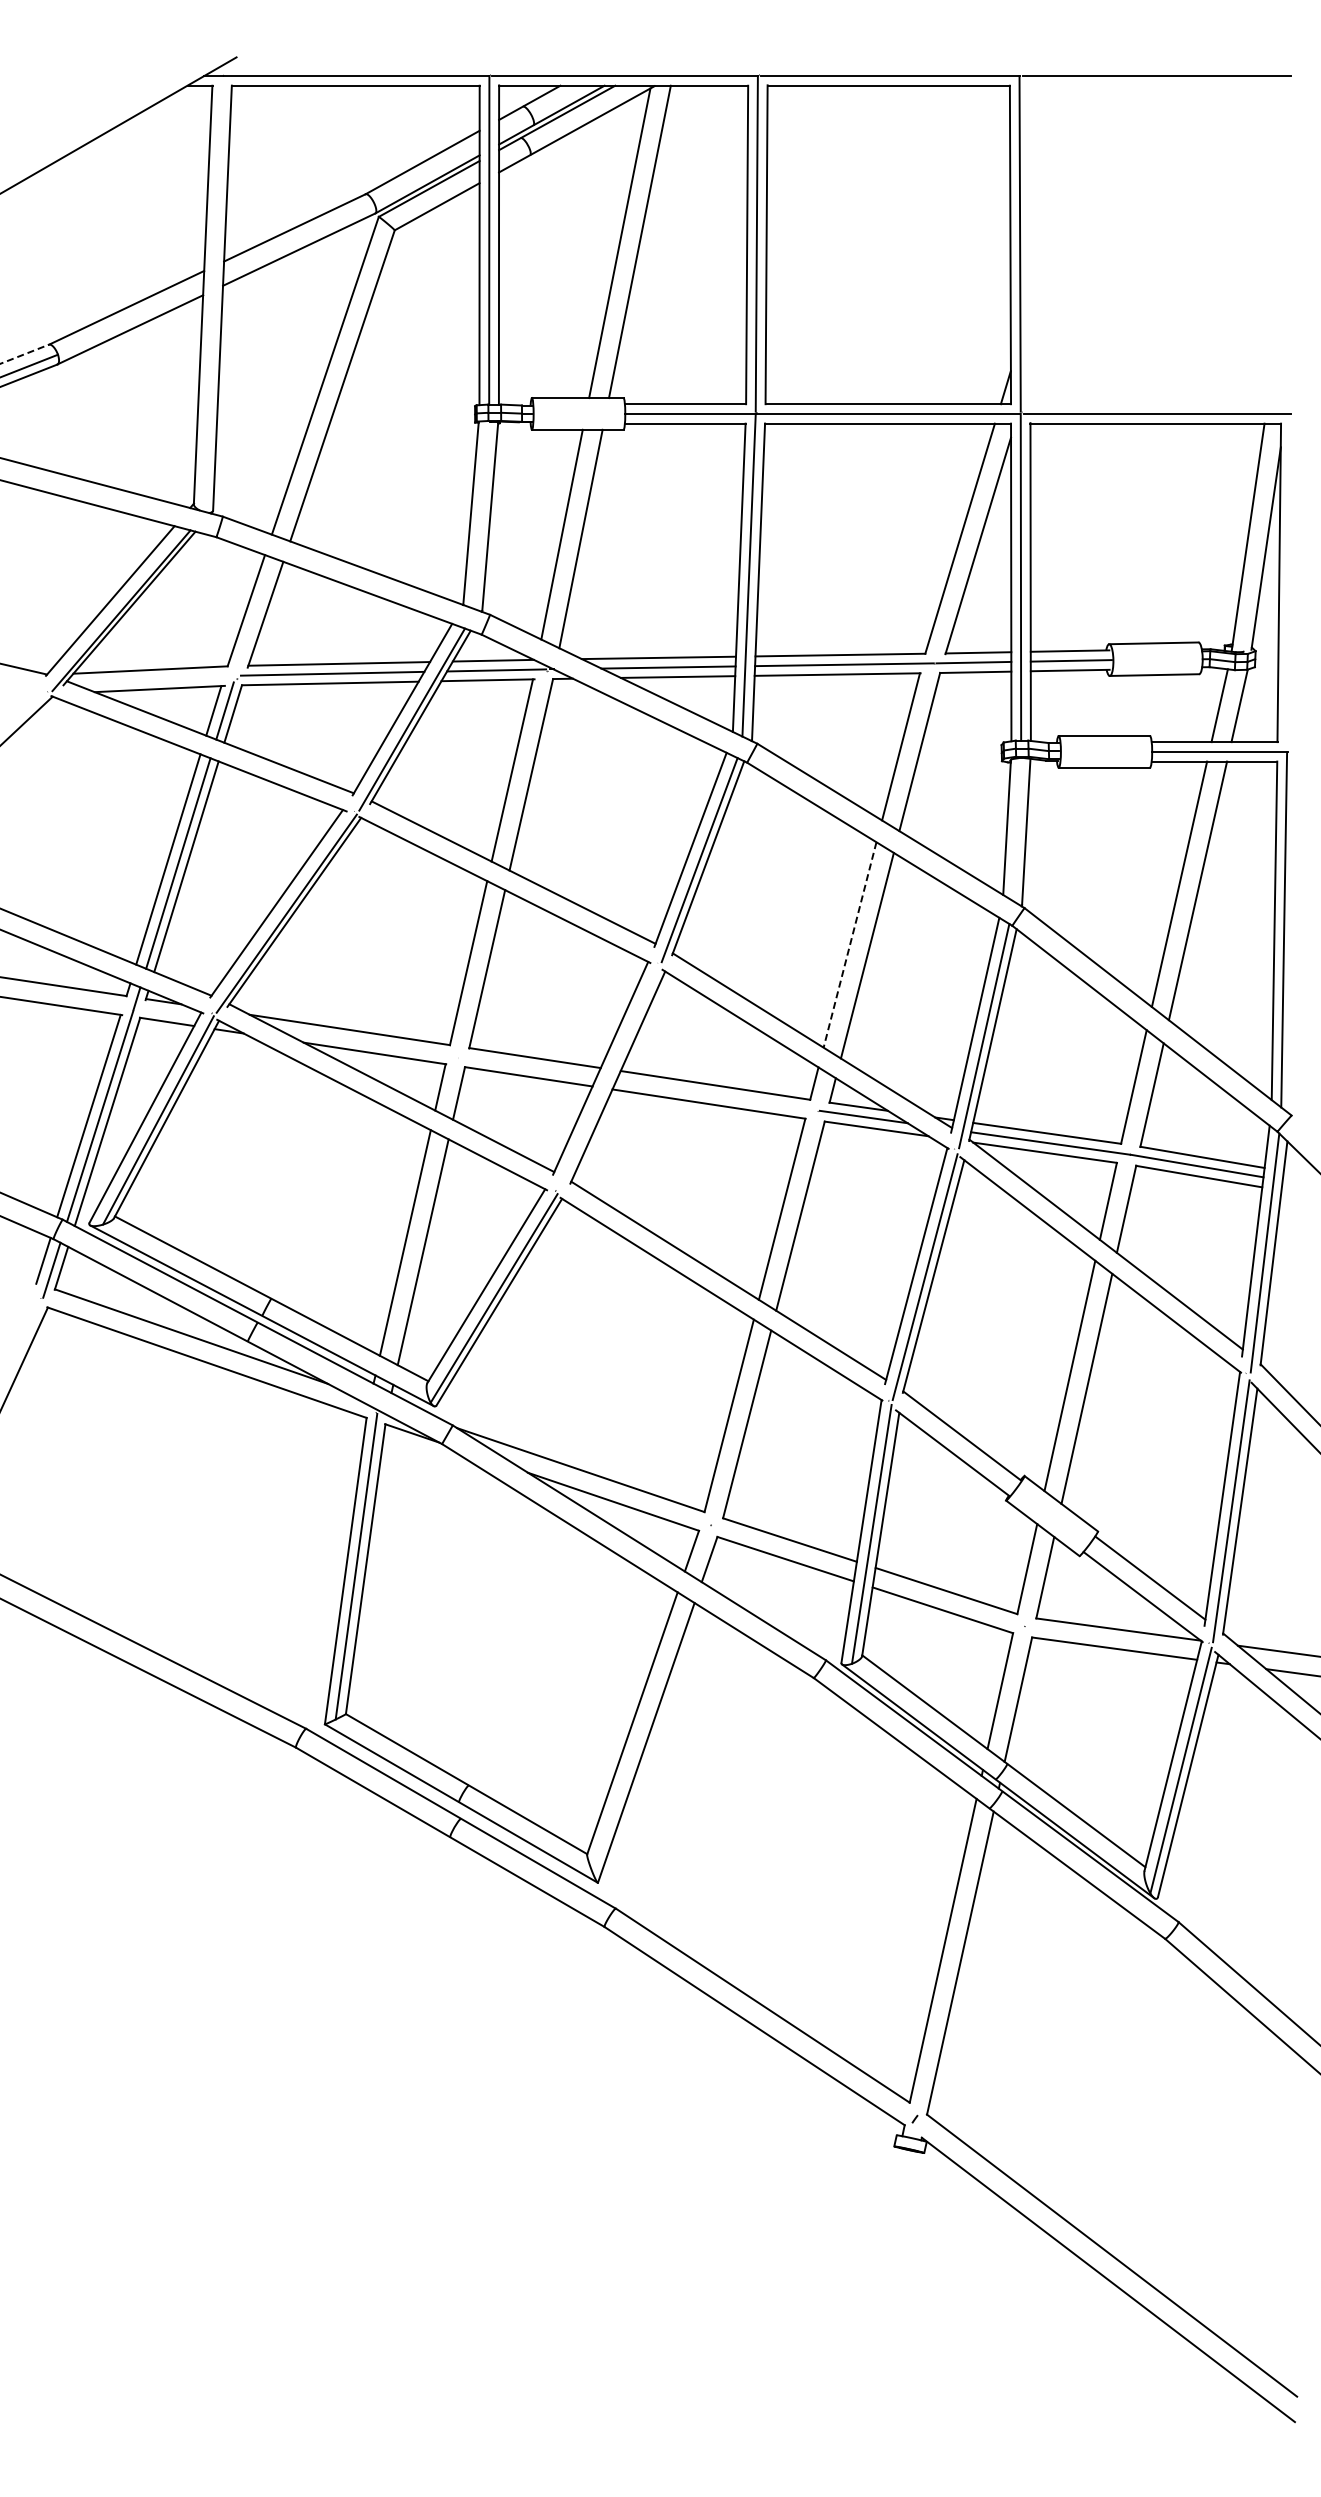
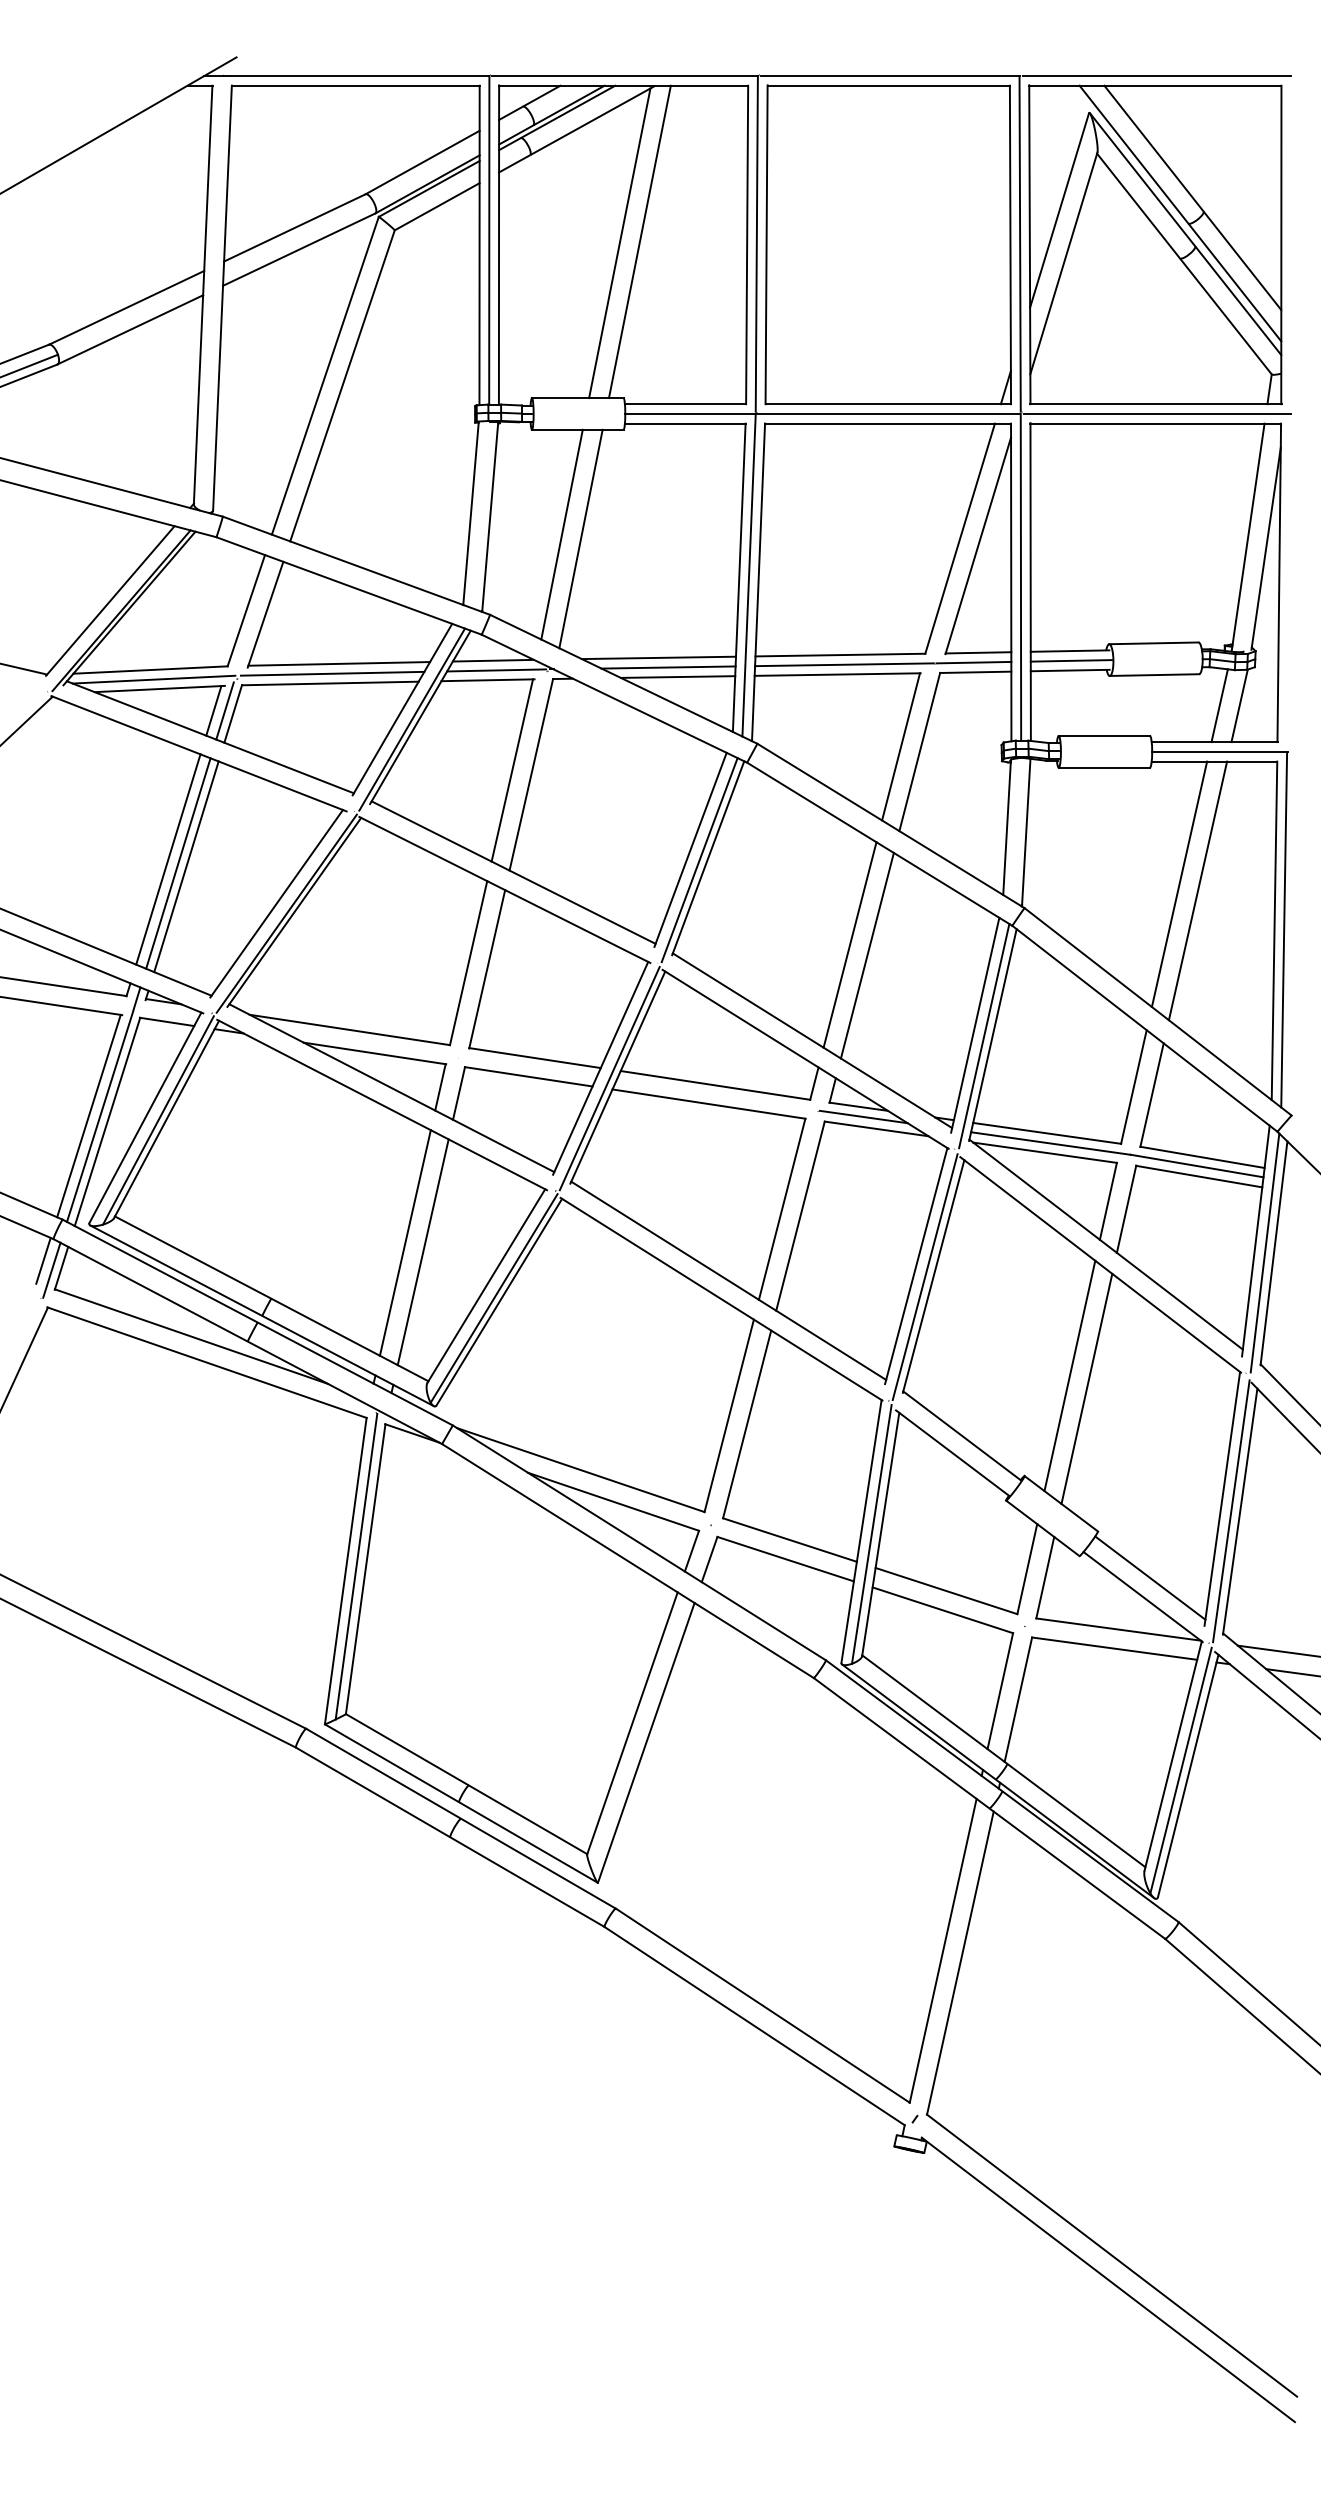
part: none -> present (1155, 244)
line: dashed -> solid (25, 354)
line: none -> present (153, 679)
line: dashed -> solid (849, 945)
line: none -> present (609, 1078)
